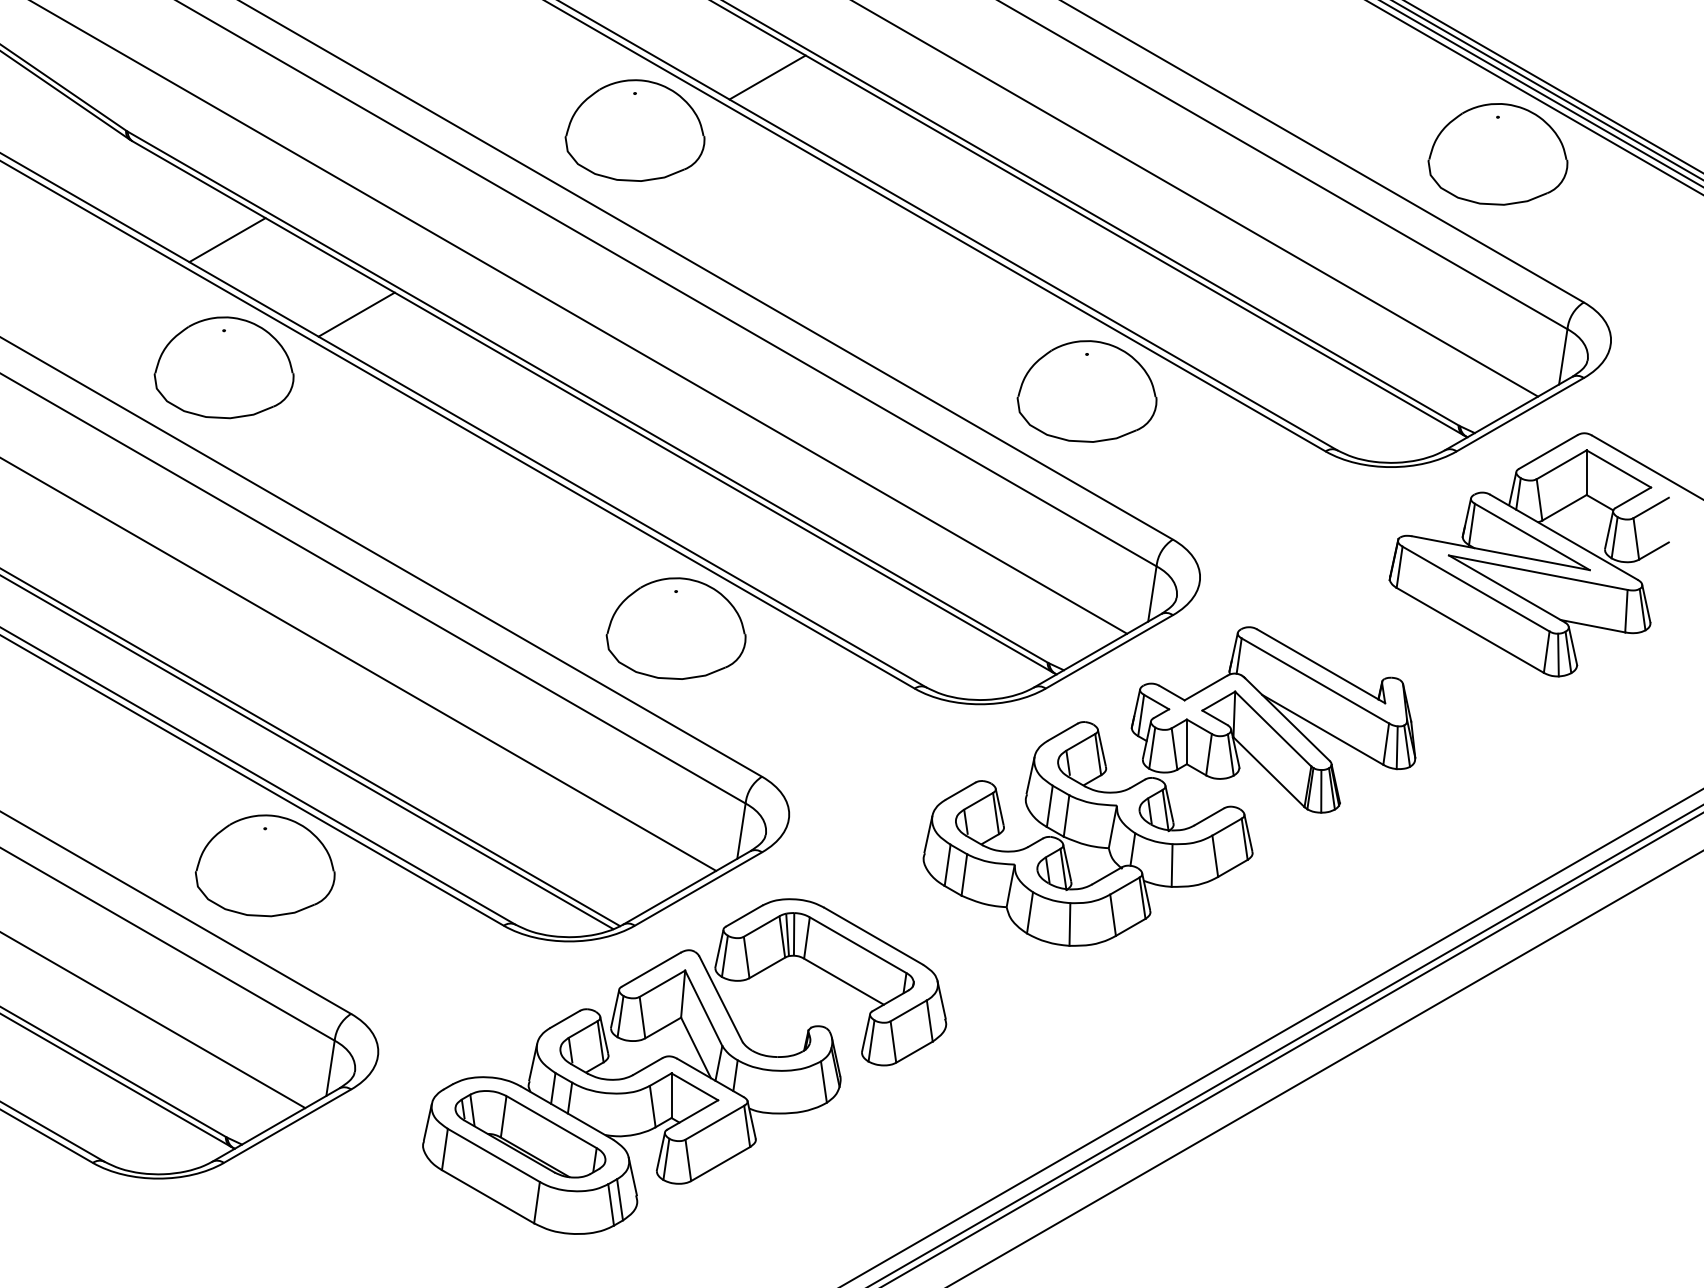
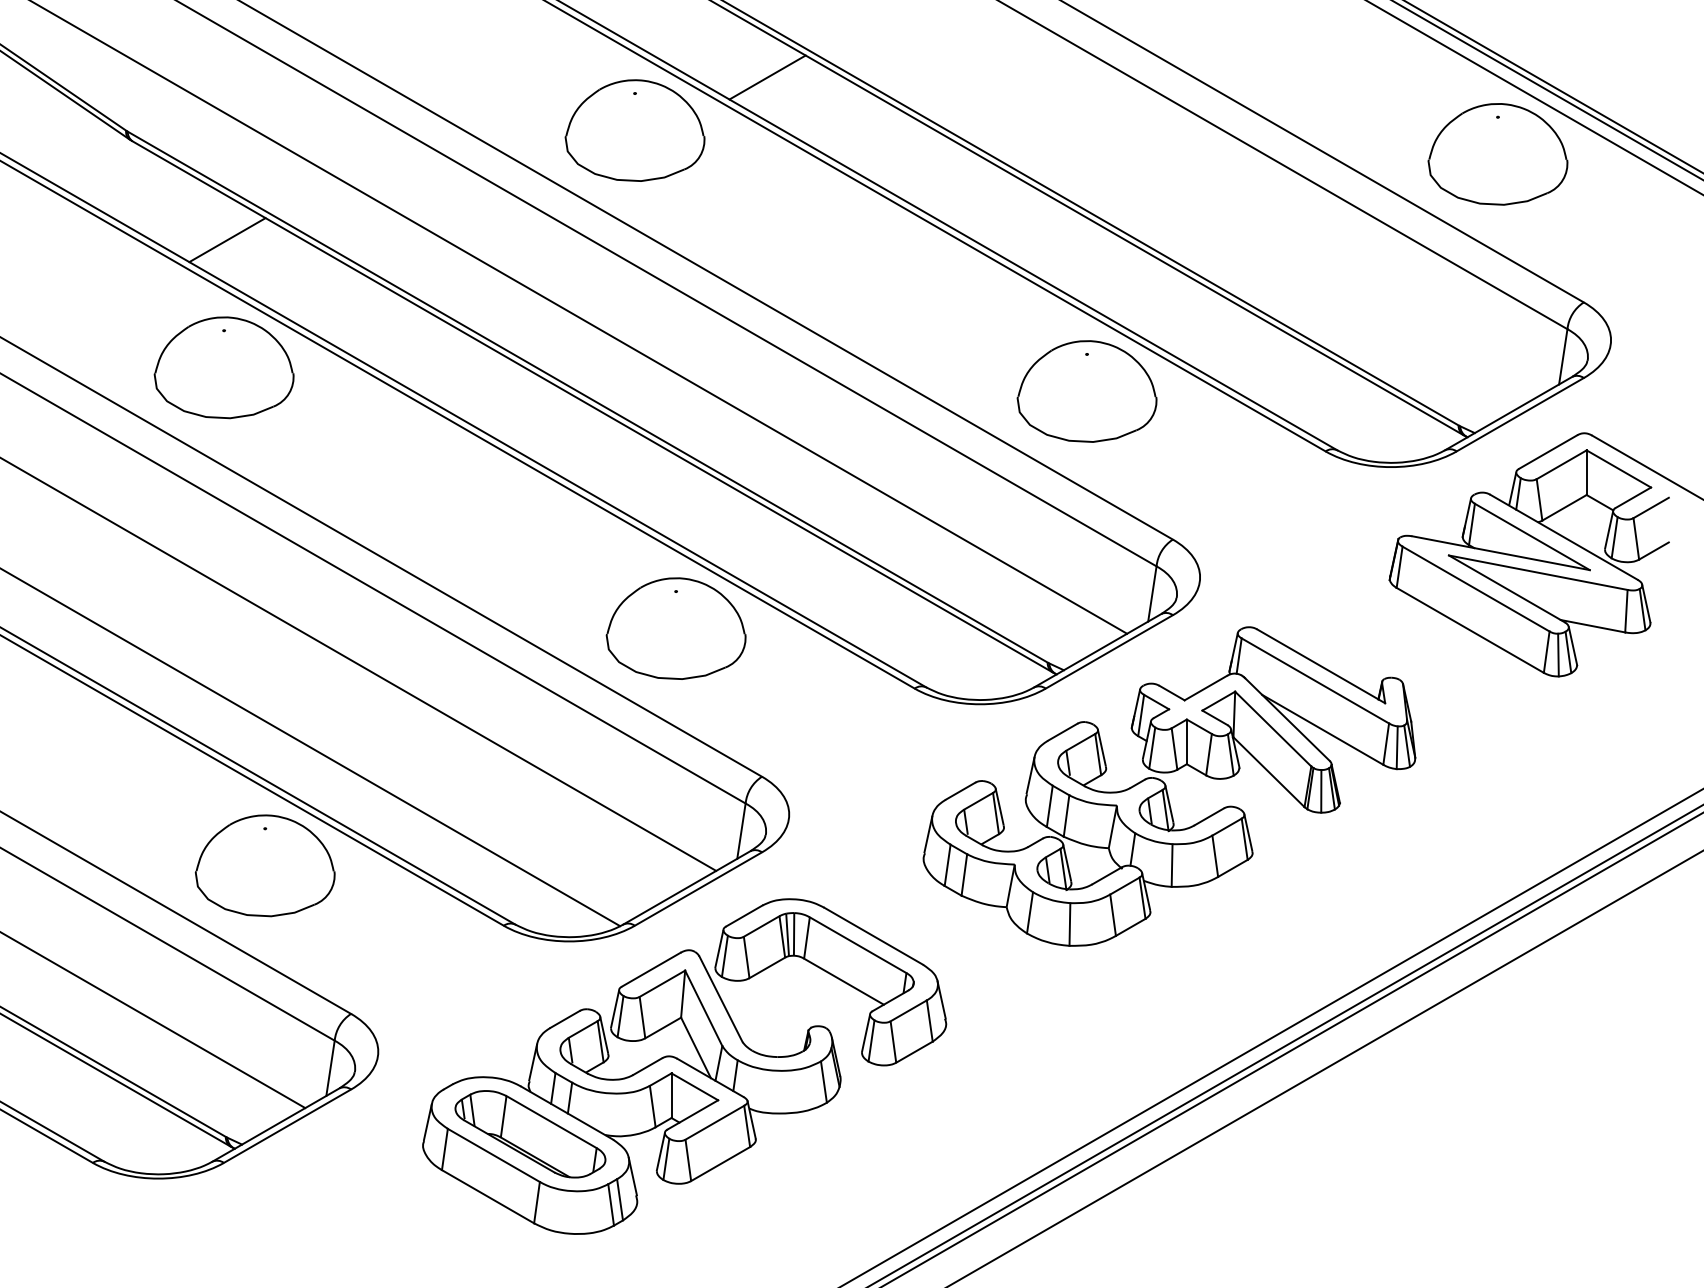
line: present -> none (1541, 93)
line: present -> none (1196, 199)
line: present -> none (356, 314)
line: present -> none (307, 752)
